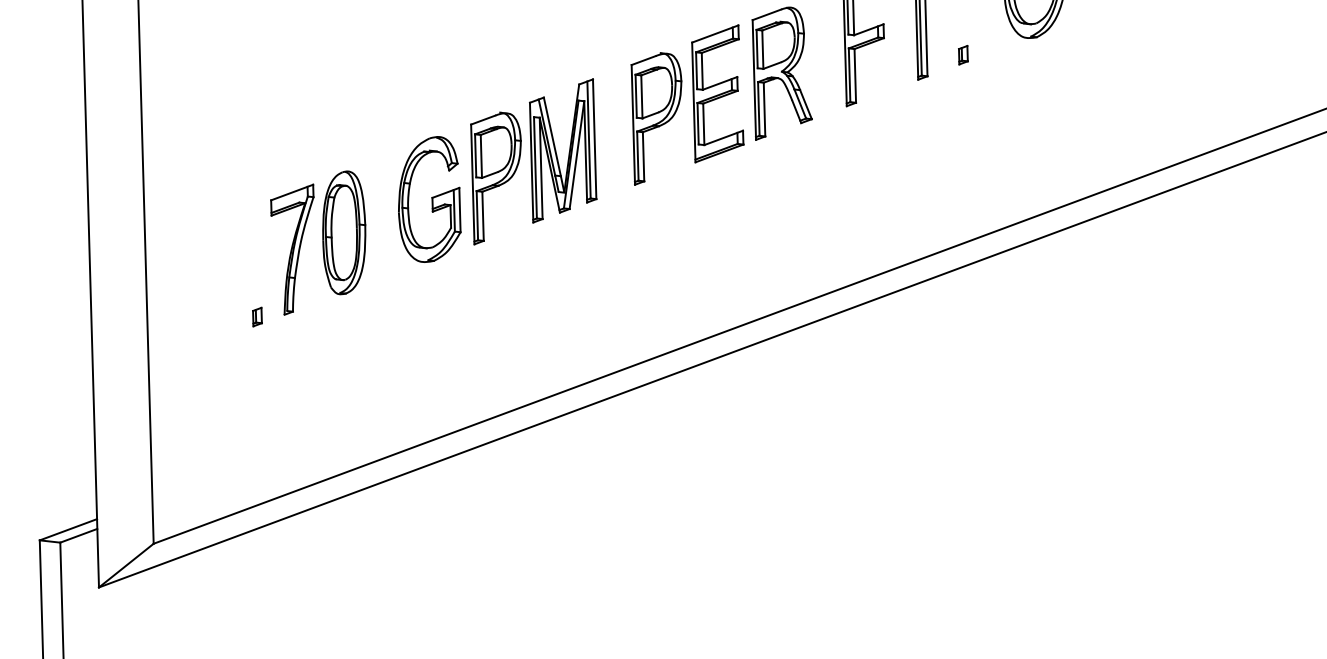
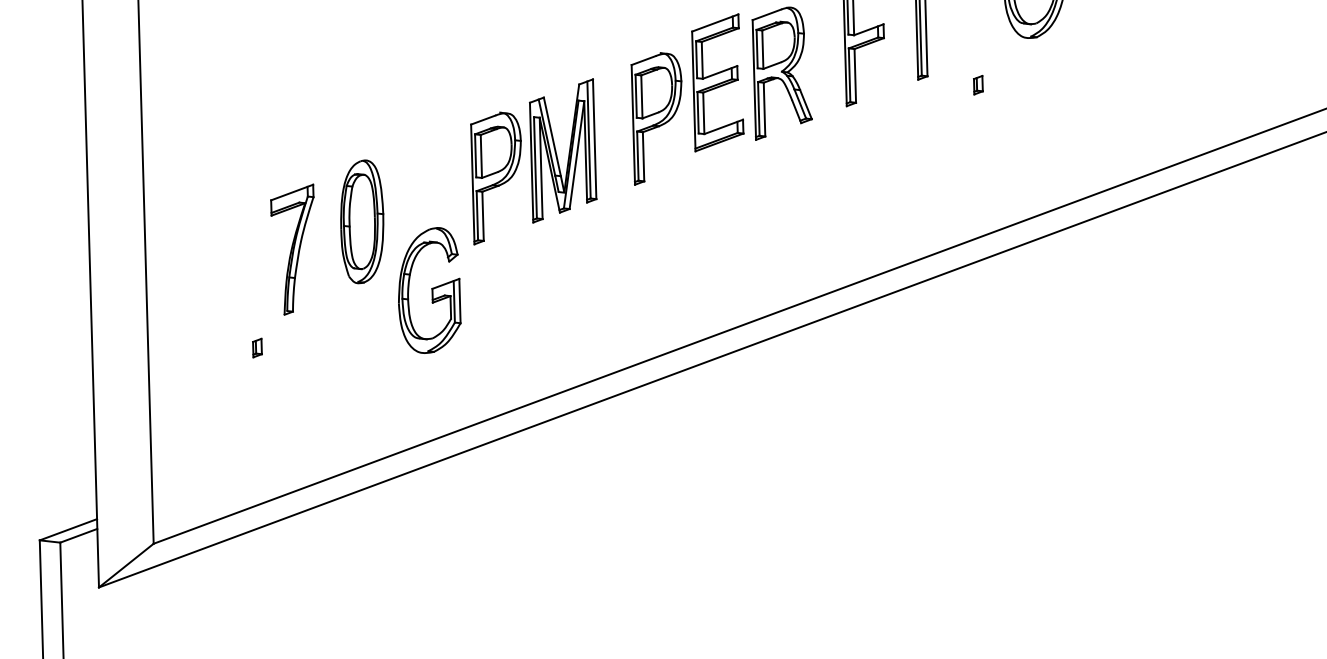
part position: (963, 55) -> (978, 85) (978, 85)
part position: (717, 93) -> (717, 82) (717, 82)
part position: (429, 199) -> (429, 290) (429, 290)
part position: (344, 232) -> (362, 221) (362, 221)
part position: (257, 316) -> (257, 347) (257, 347)
